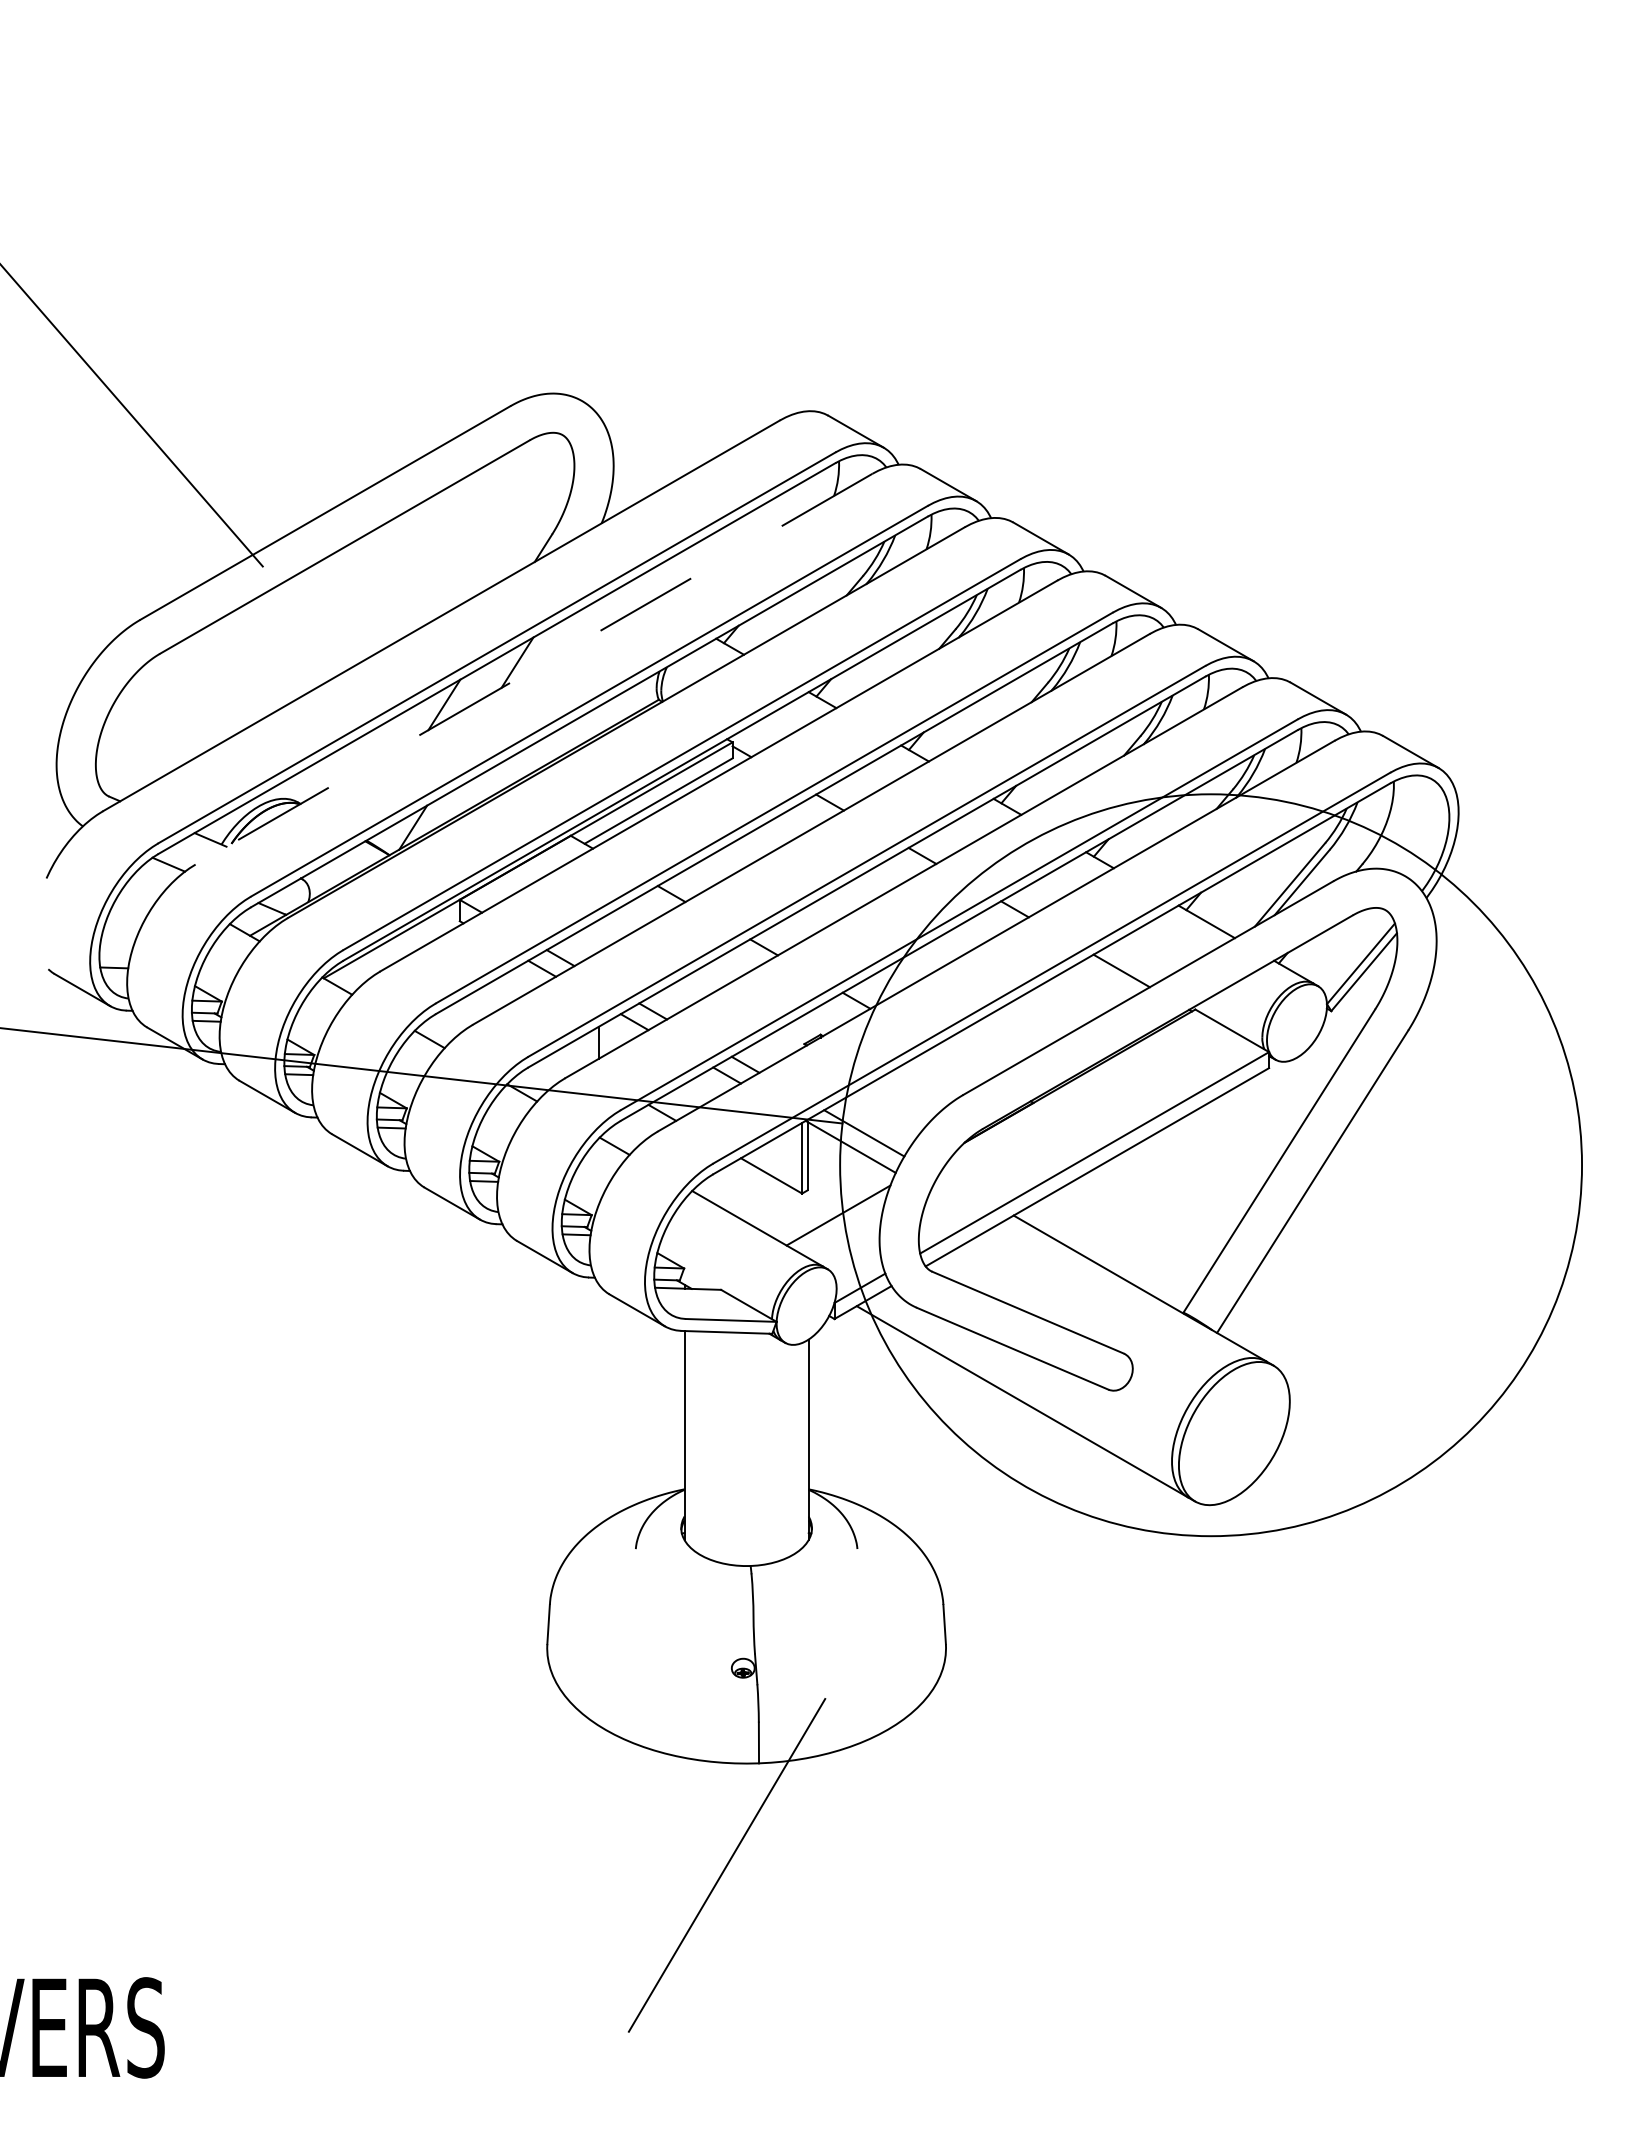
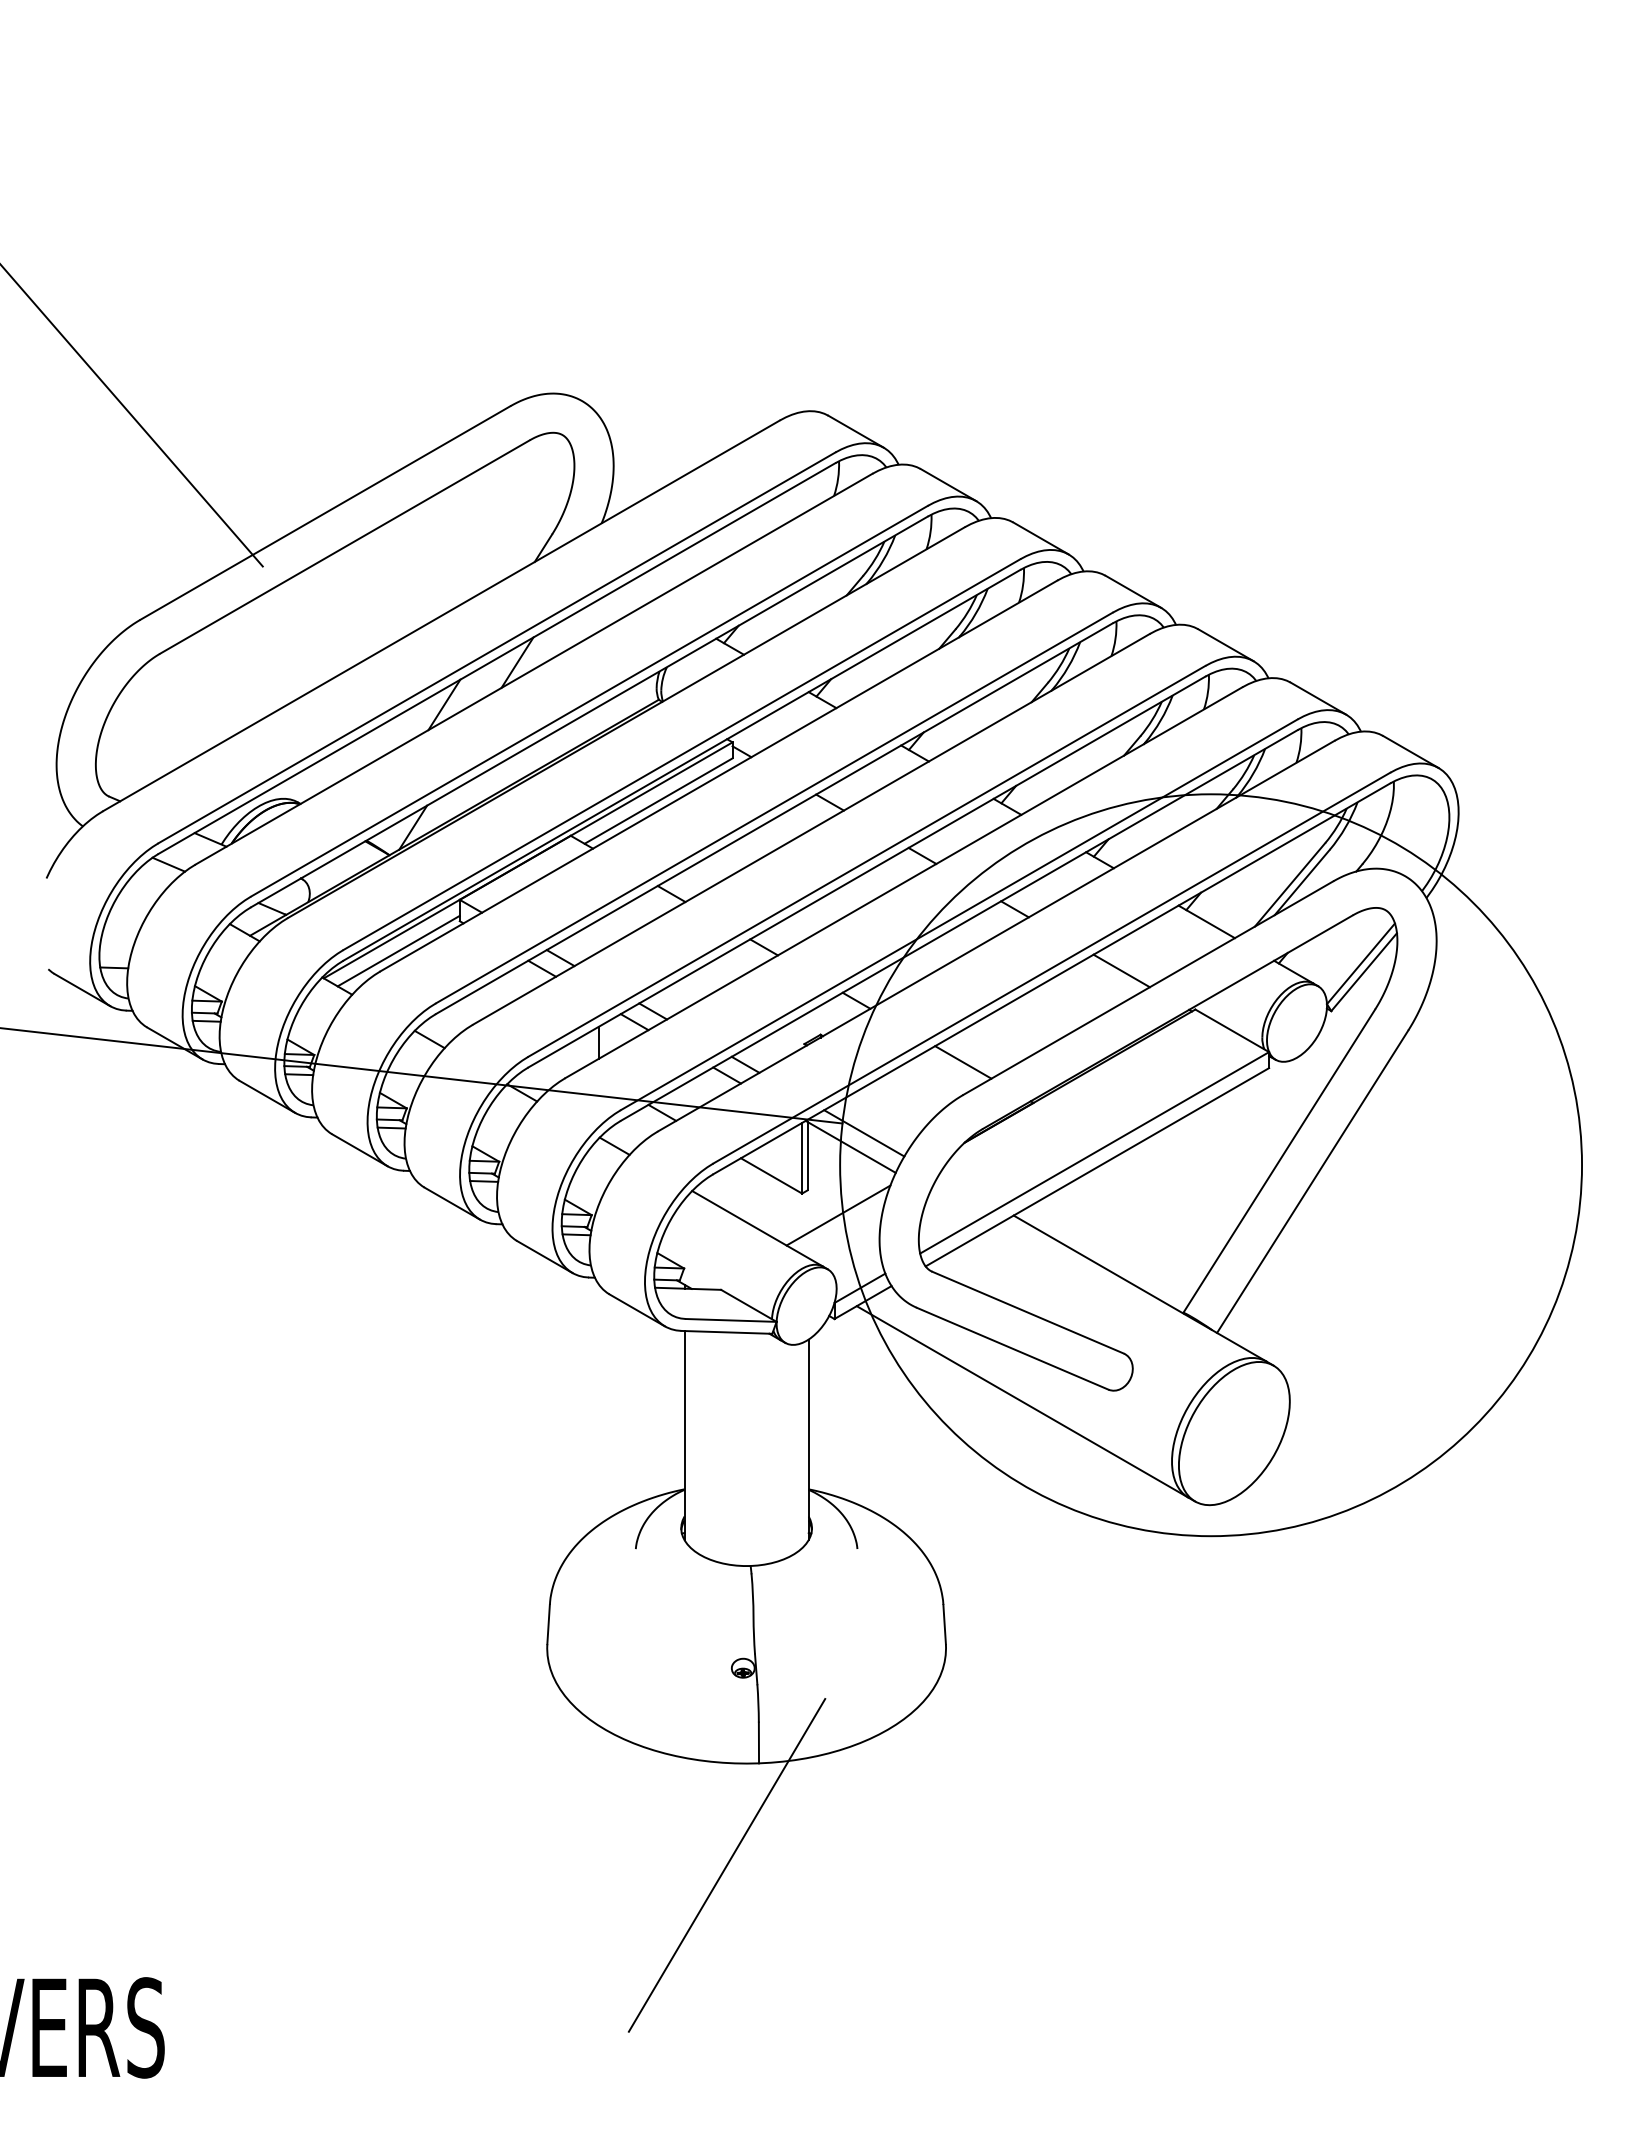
line: dashed -> solid (533, 669)
line: none -> present (398, 950)
line: none -> present (963, 1062)
